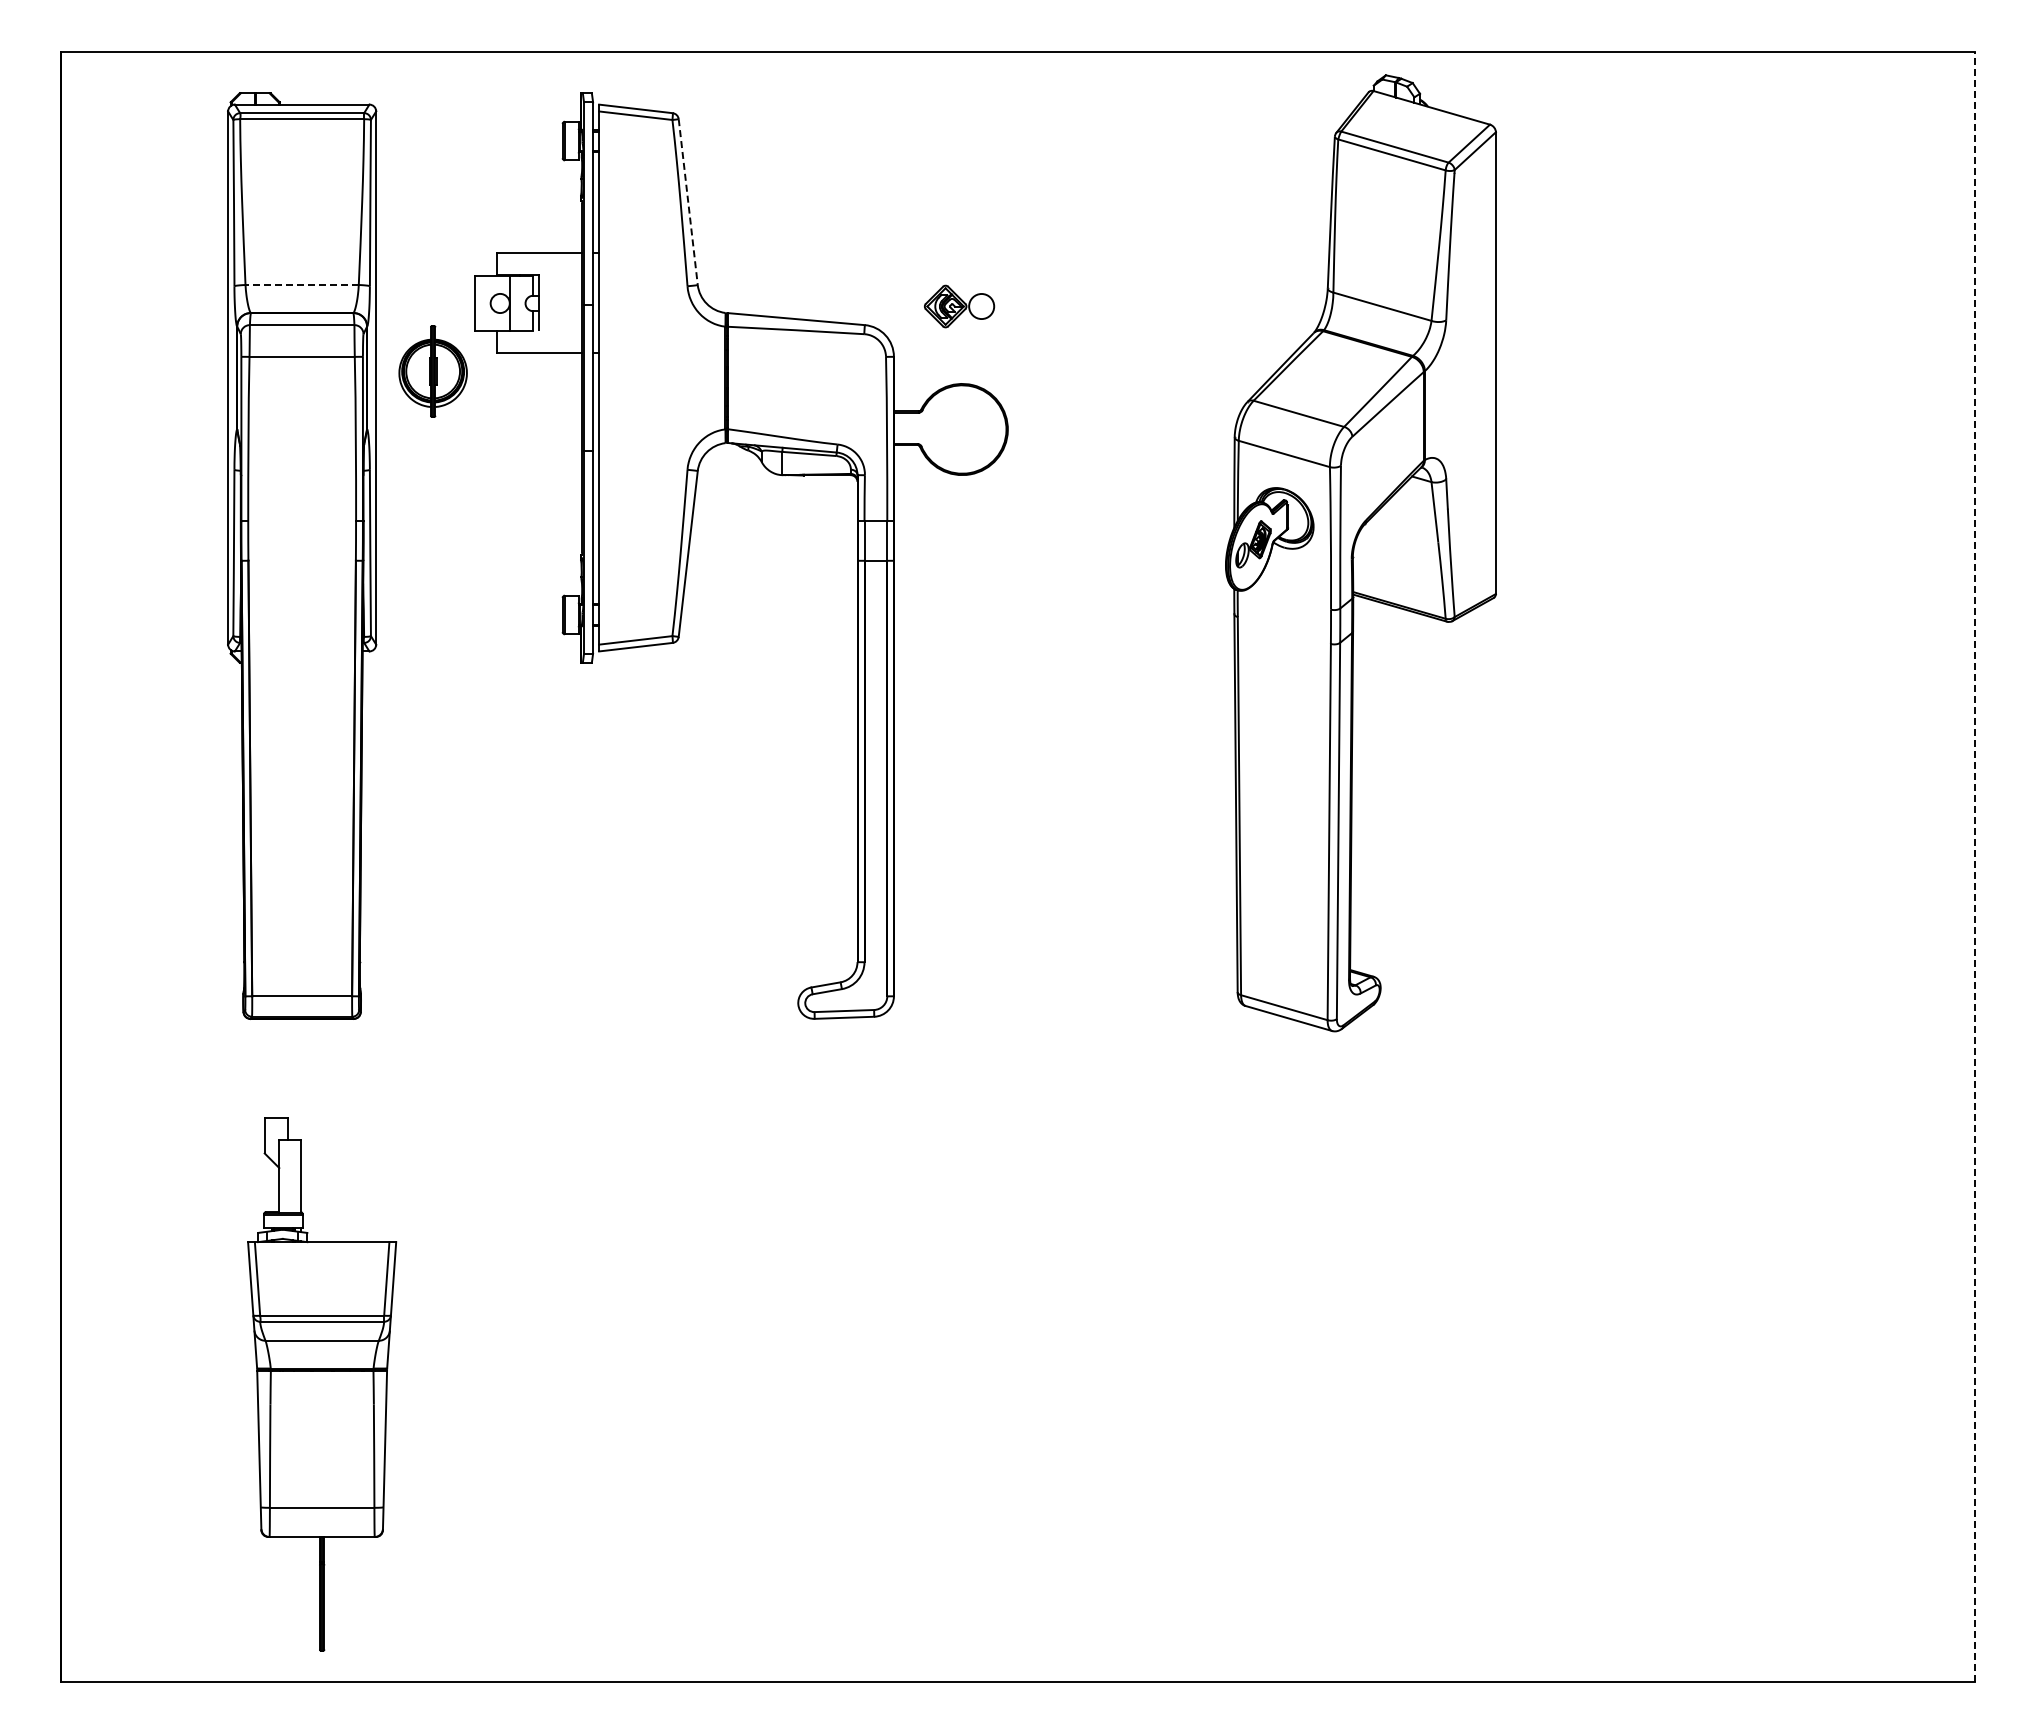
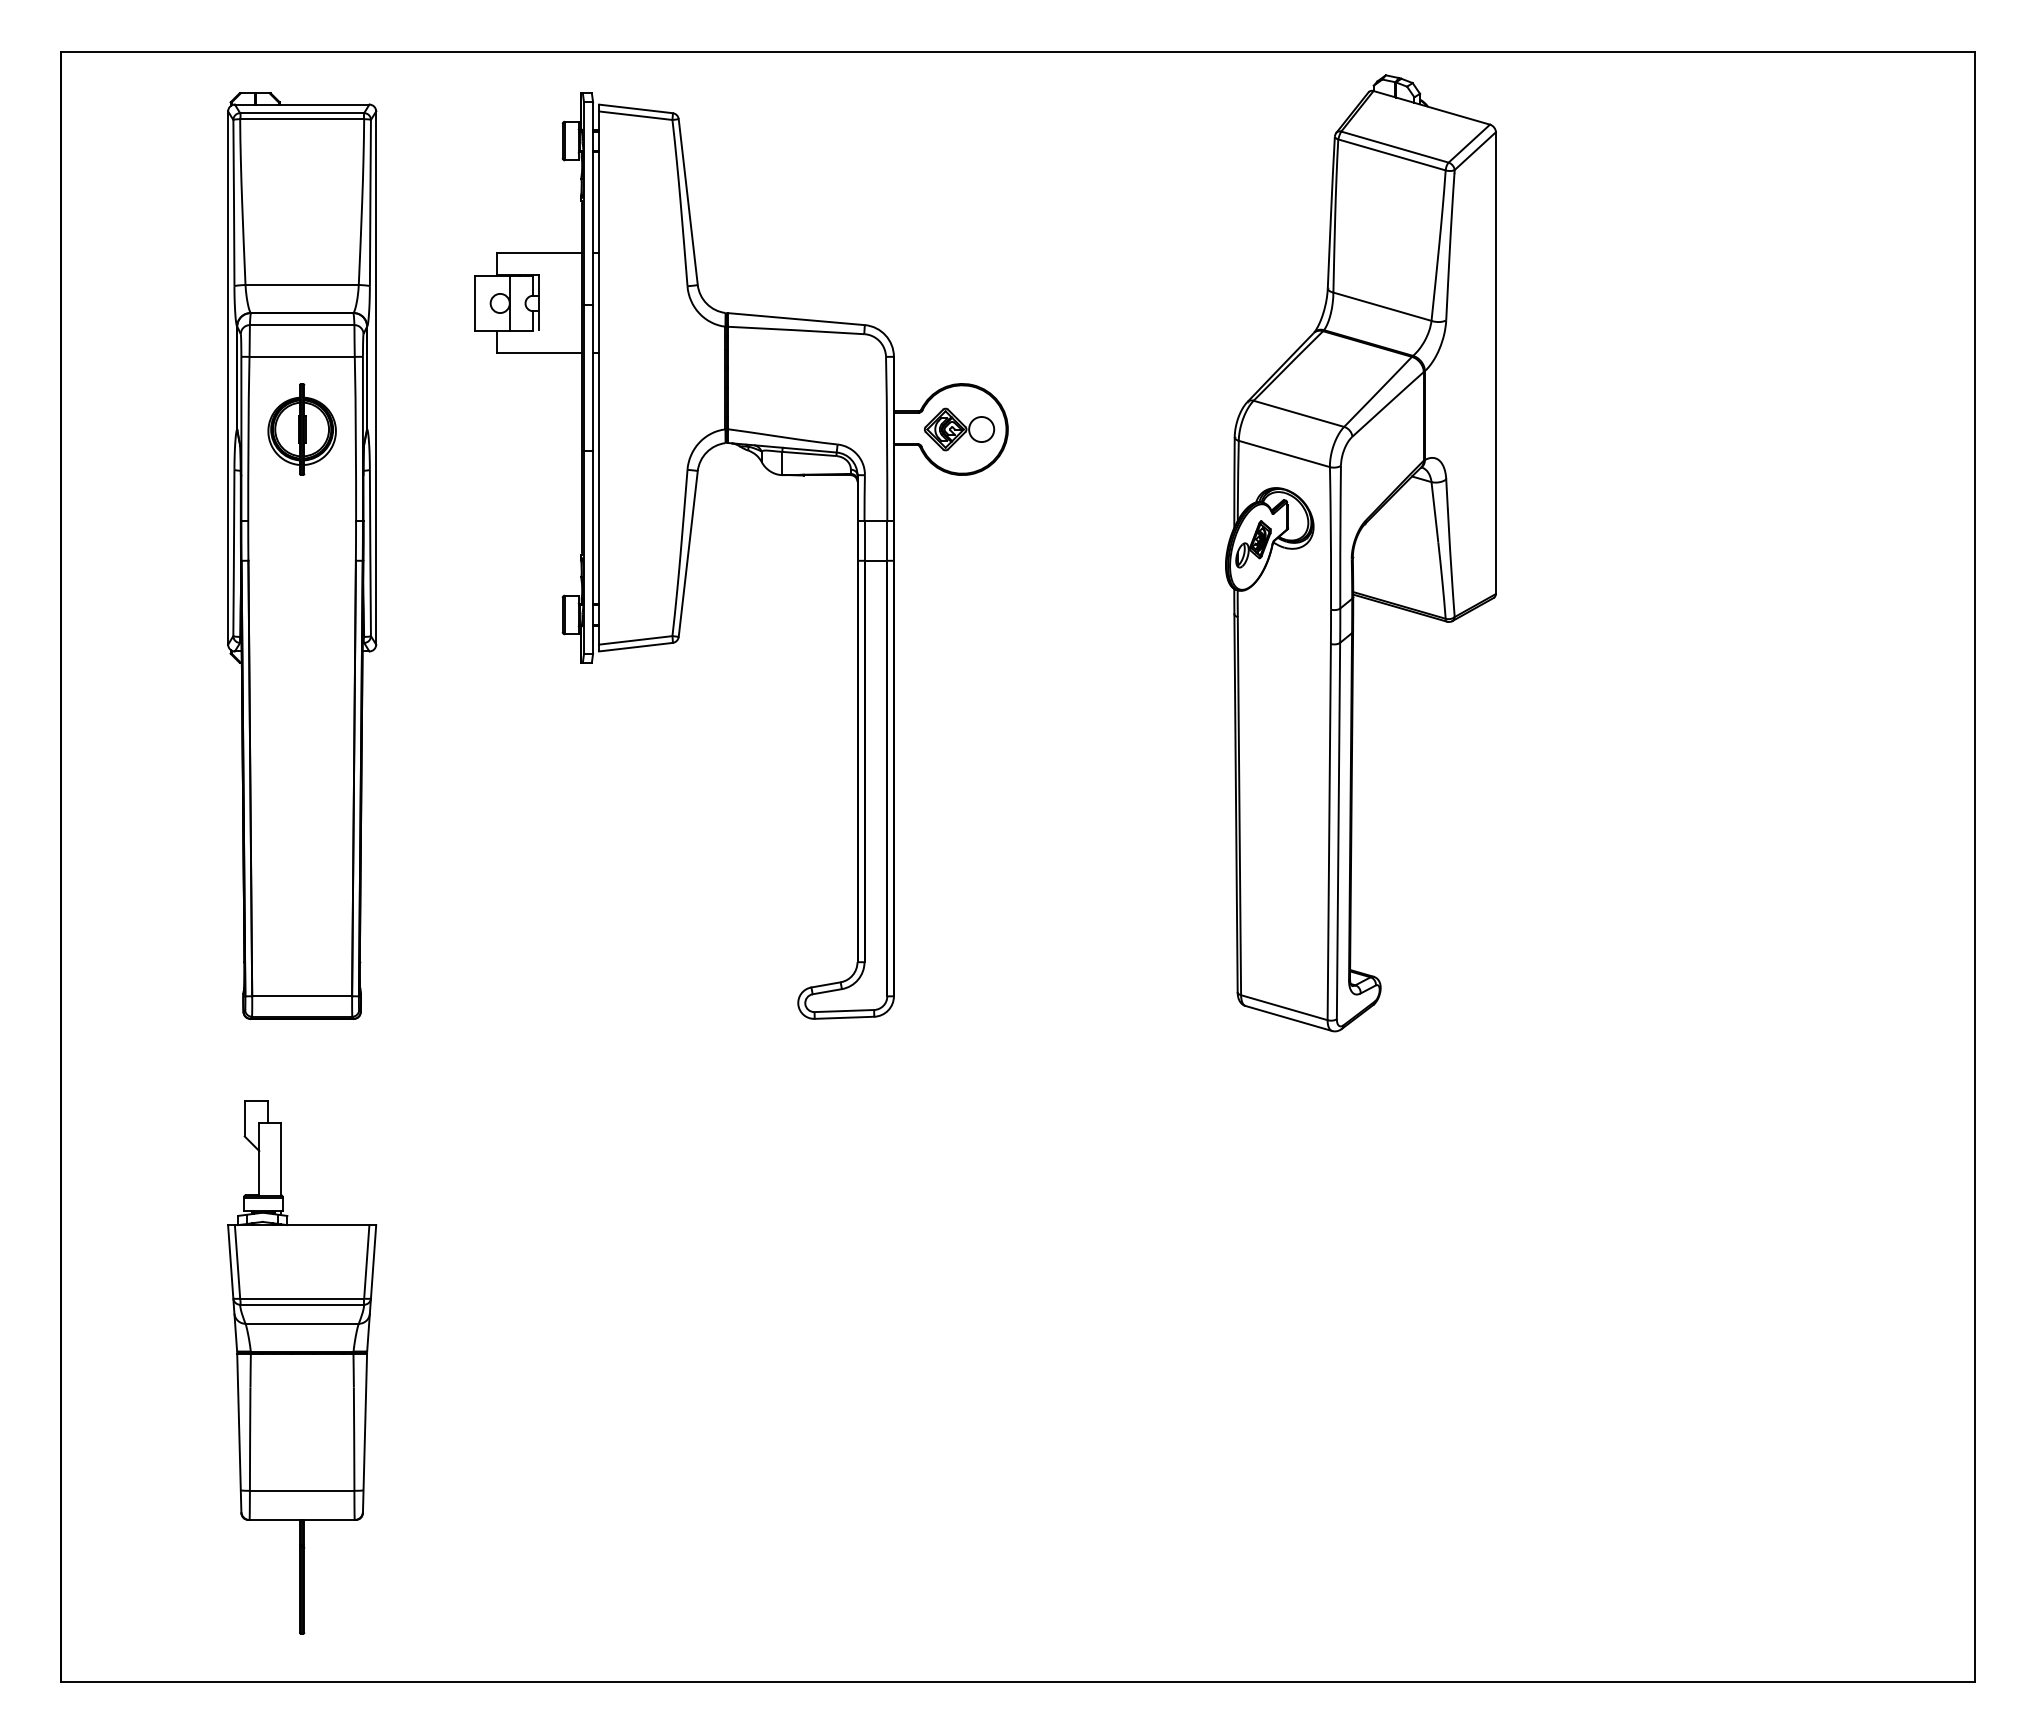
line: dashed -> solid (688, 202)
line: dashed -> solid (302, 284)
part position: (959, 306) -> (959, 429) (959, 429)
part position: (432, 371) -> (301, 429) (301, 429)
line: dashed -> solid (1974, 866)
part position: (322, 1384) -> (302, 1367) (302, 1367)
